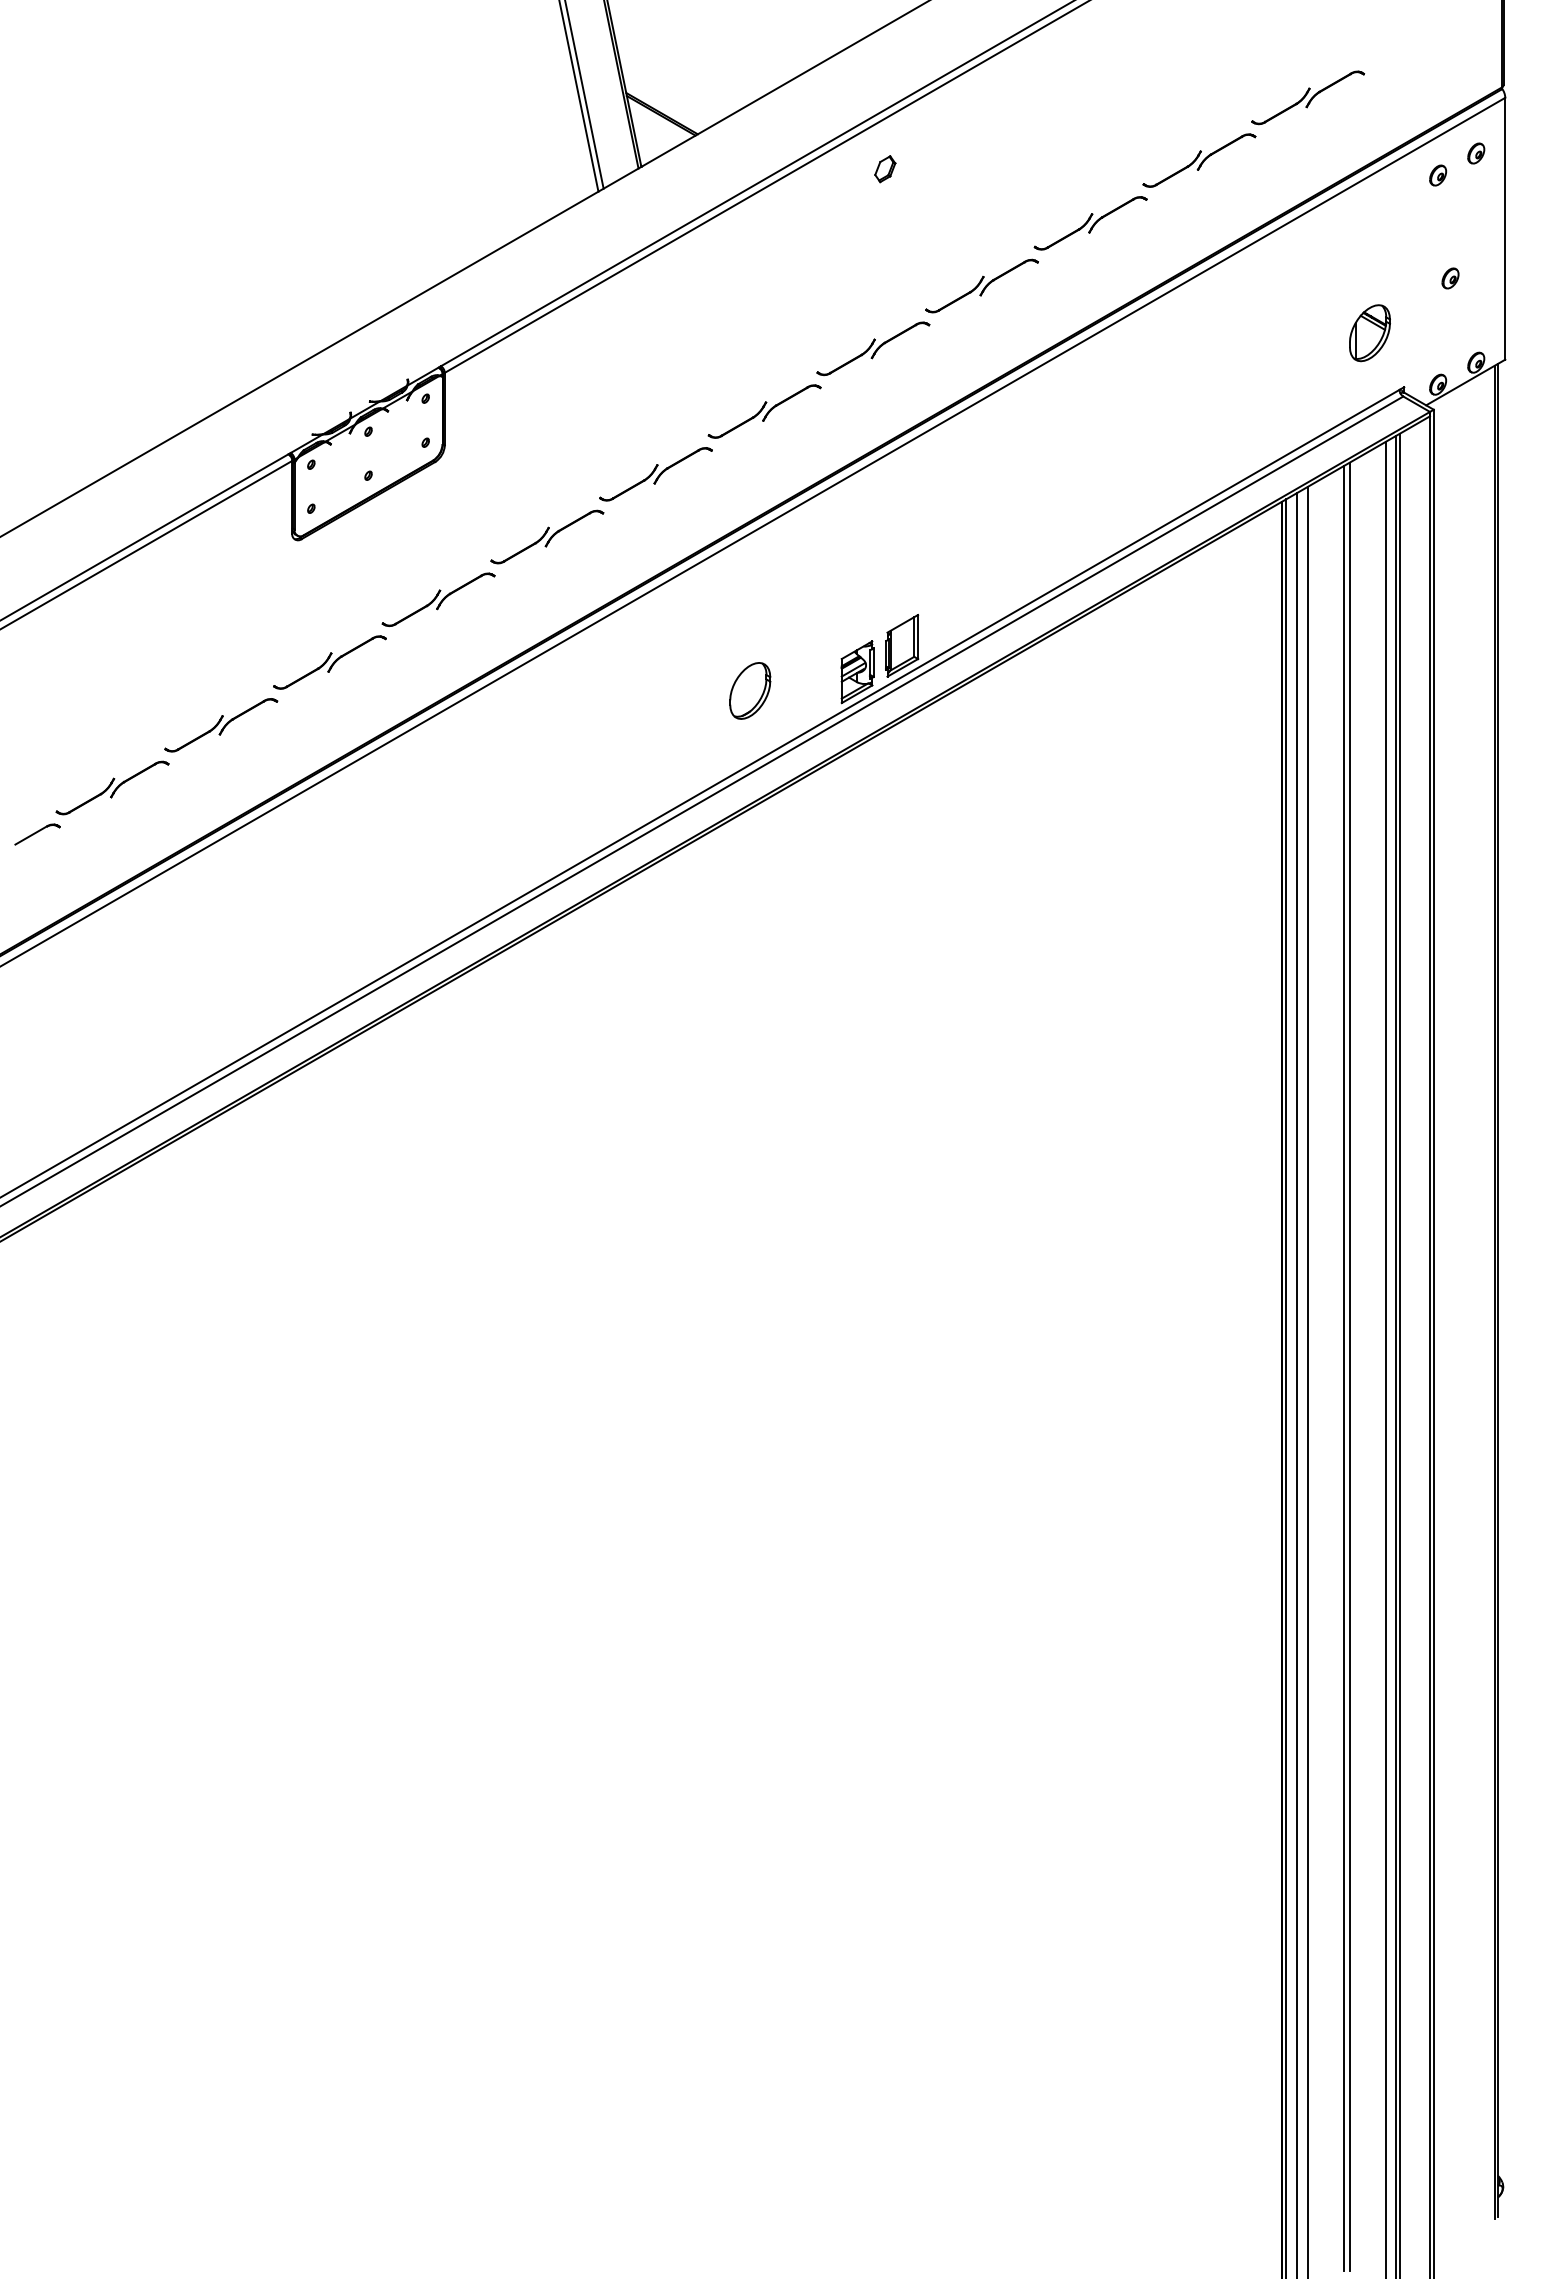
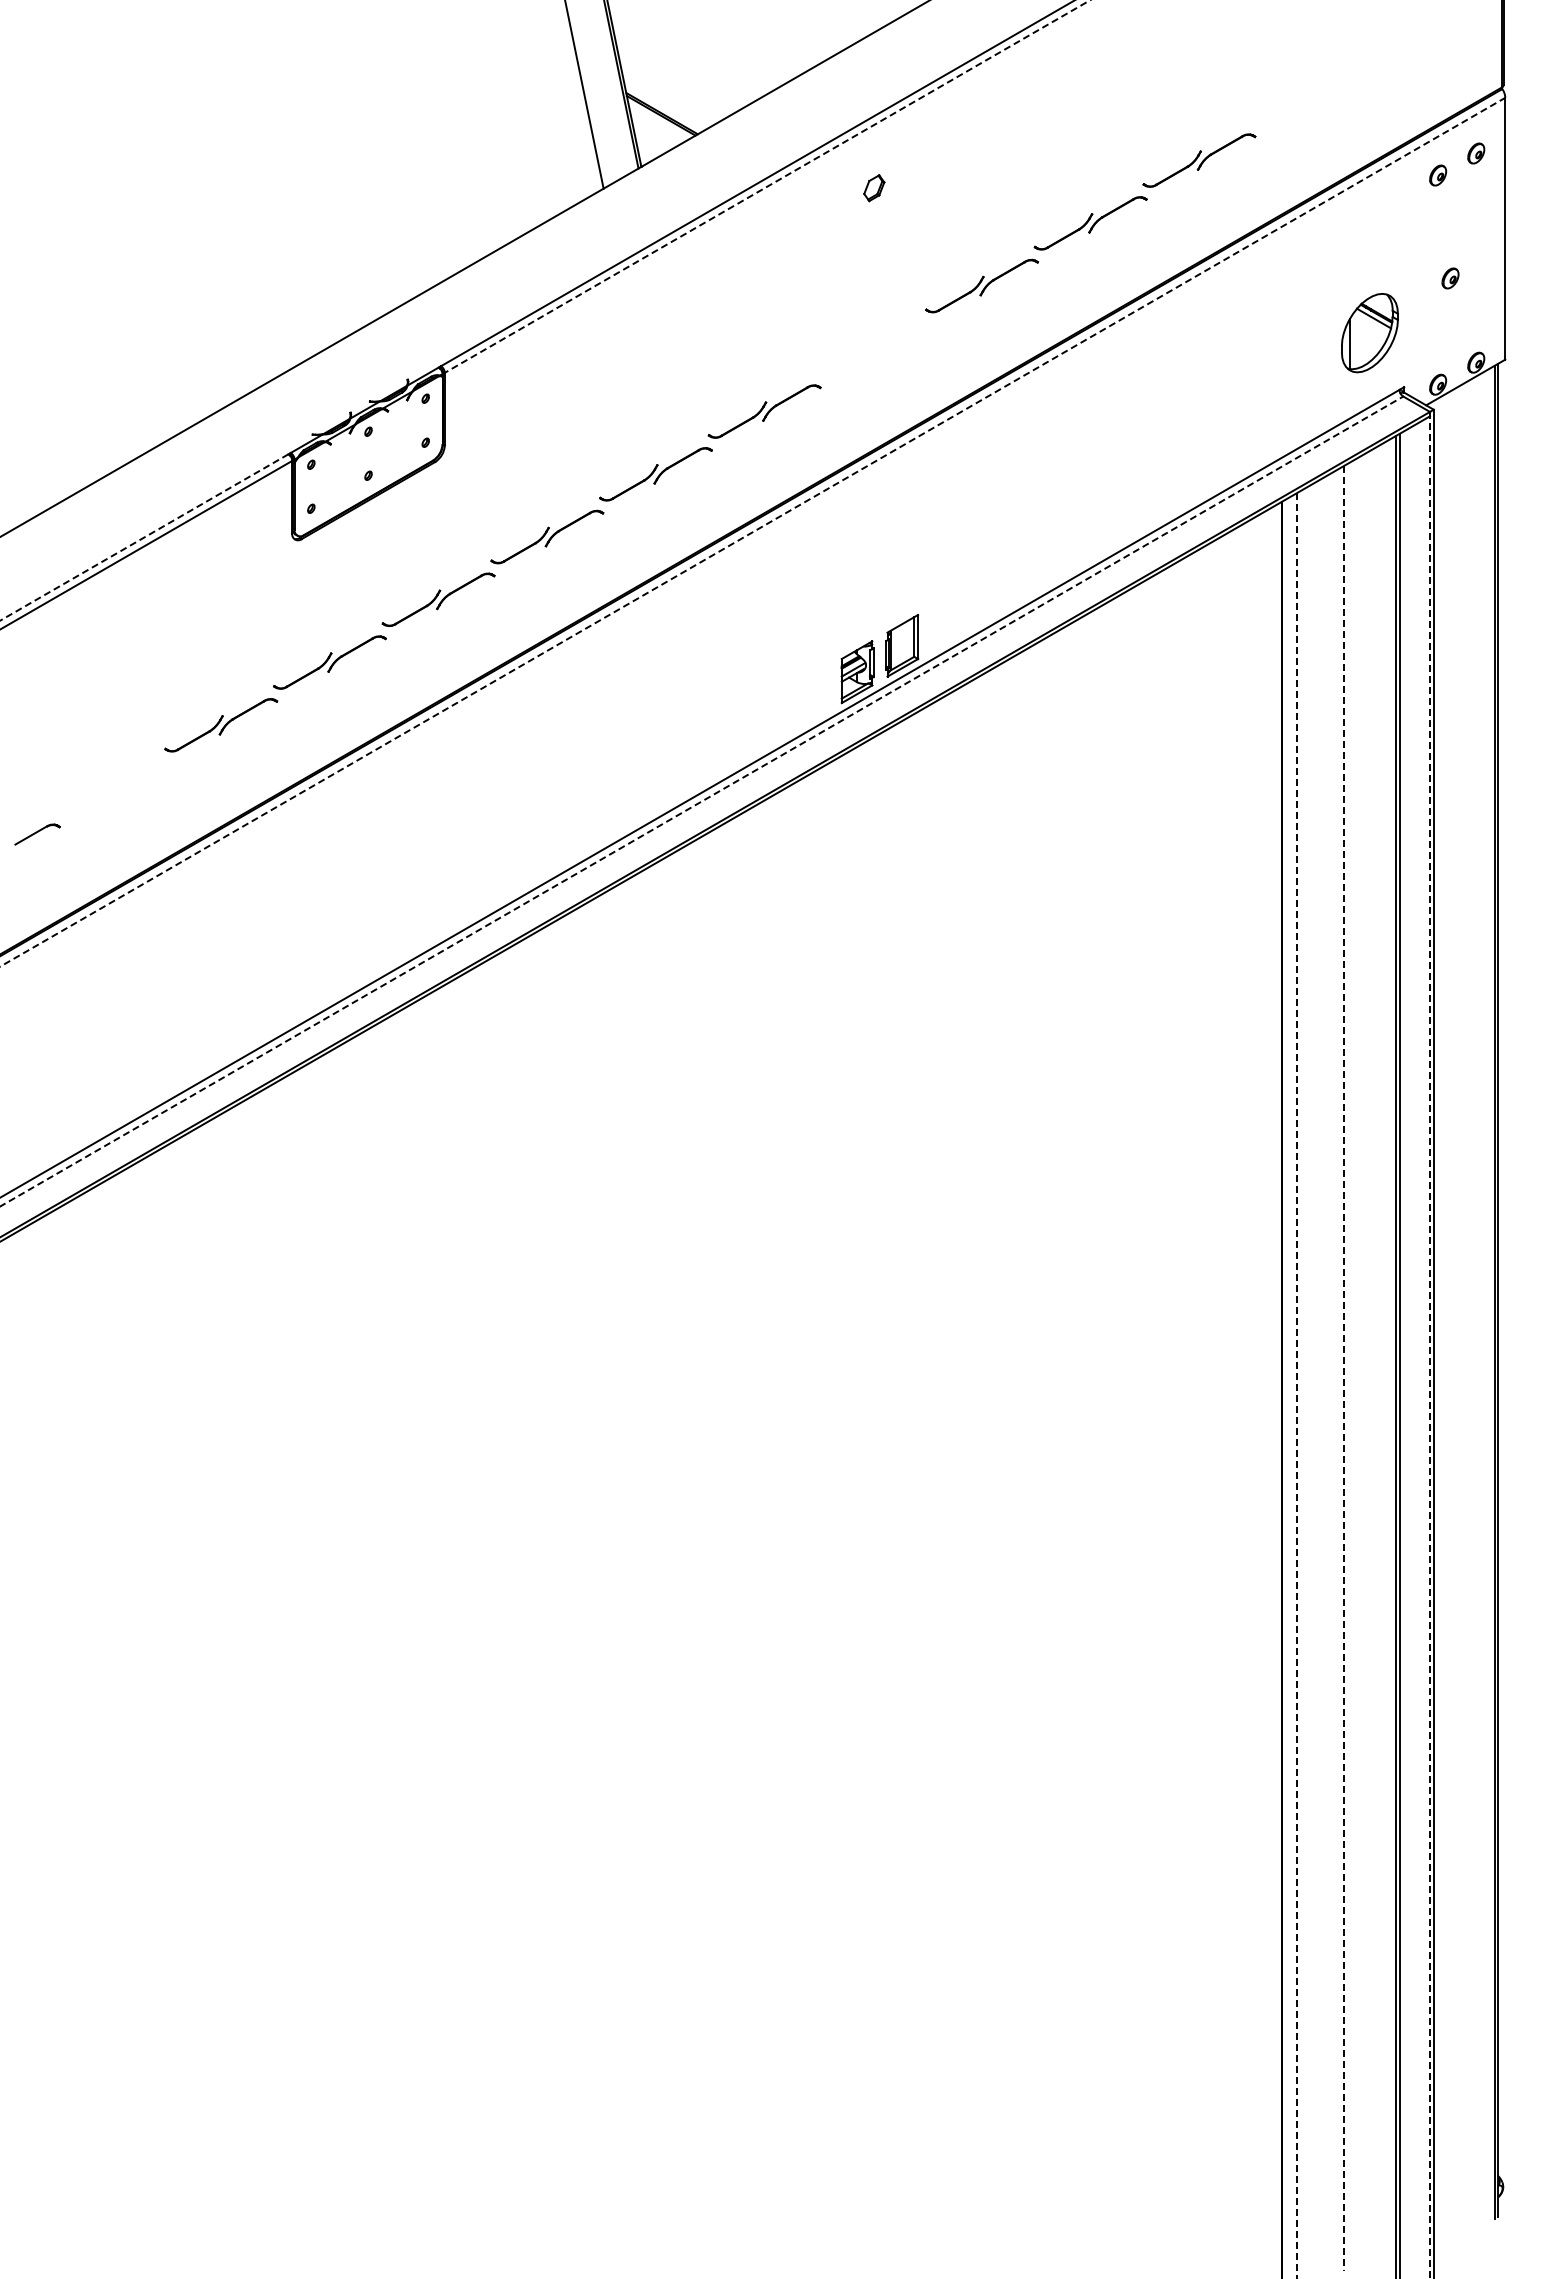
line: present -> none (578, 96)
part: present -> none (1308, 97)
part position: (885, 169) -> (874, 188) (874, 188)
line: solid -> dashed (766, 186)
part size: 42x59 px -> 58x81 px (1369, 333)
part: present -> none (873, 348)
line: solid -> dashed (752, 532)
line: solid -> dashed (143, 537)
part: present -> none (750, 690)
part: present -> none (112, 787)
line: solid -> dashed (701, 801)
line: solid -> dashed (1429, 1344)
line: present -> none (1386, 1358)
line: present -> none (1349, 1366)
line: solid -> dashed (1344, 1368)
line: present -> none (1307, 1380)
line: solid -> dashed (1296, 1386)
line: present -> none (1286, 1387)
